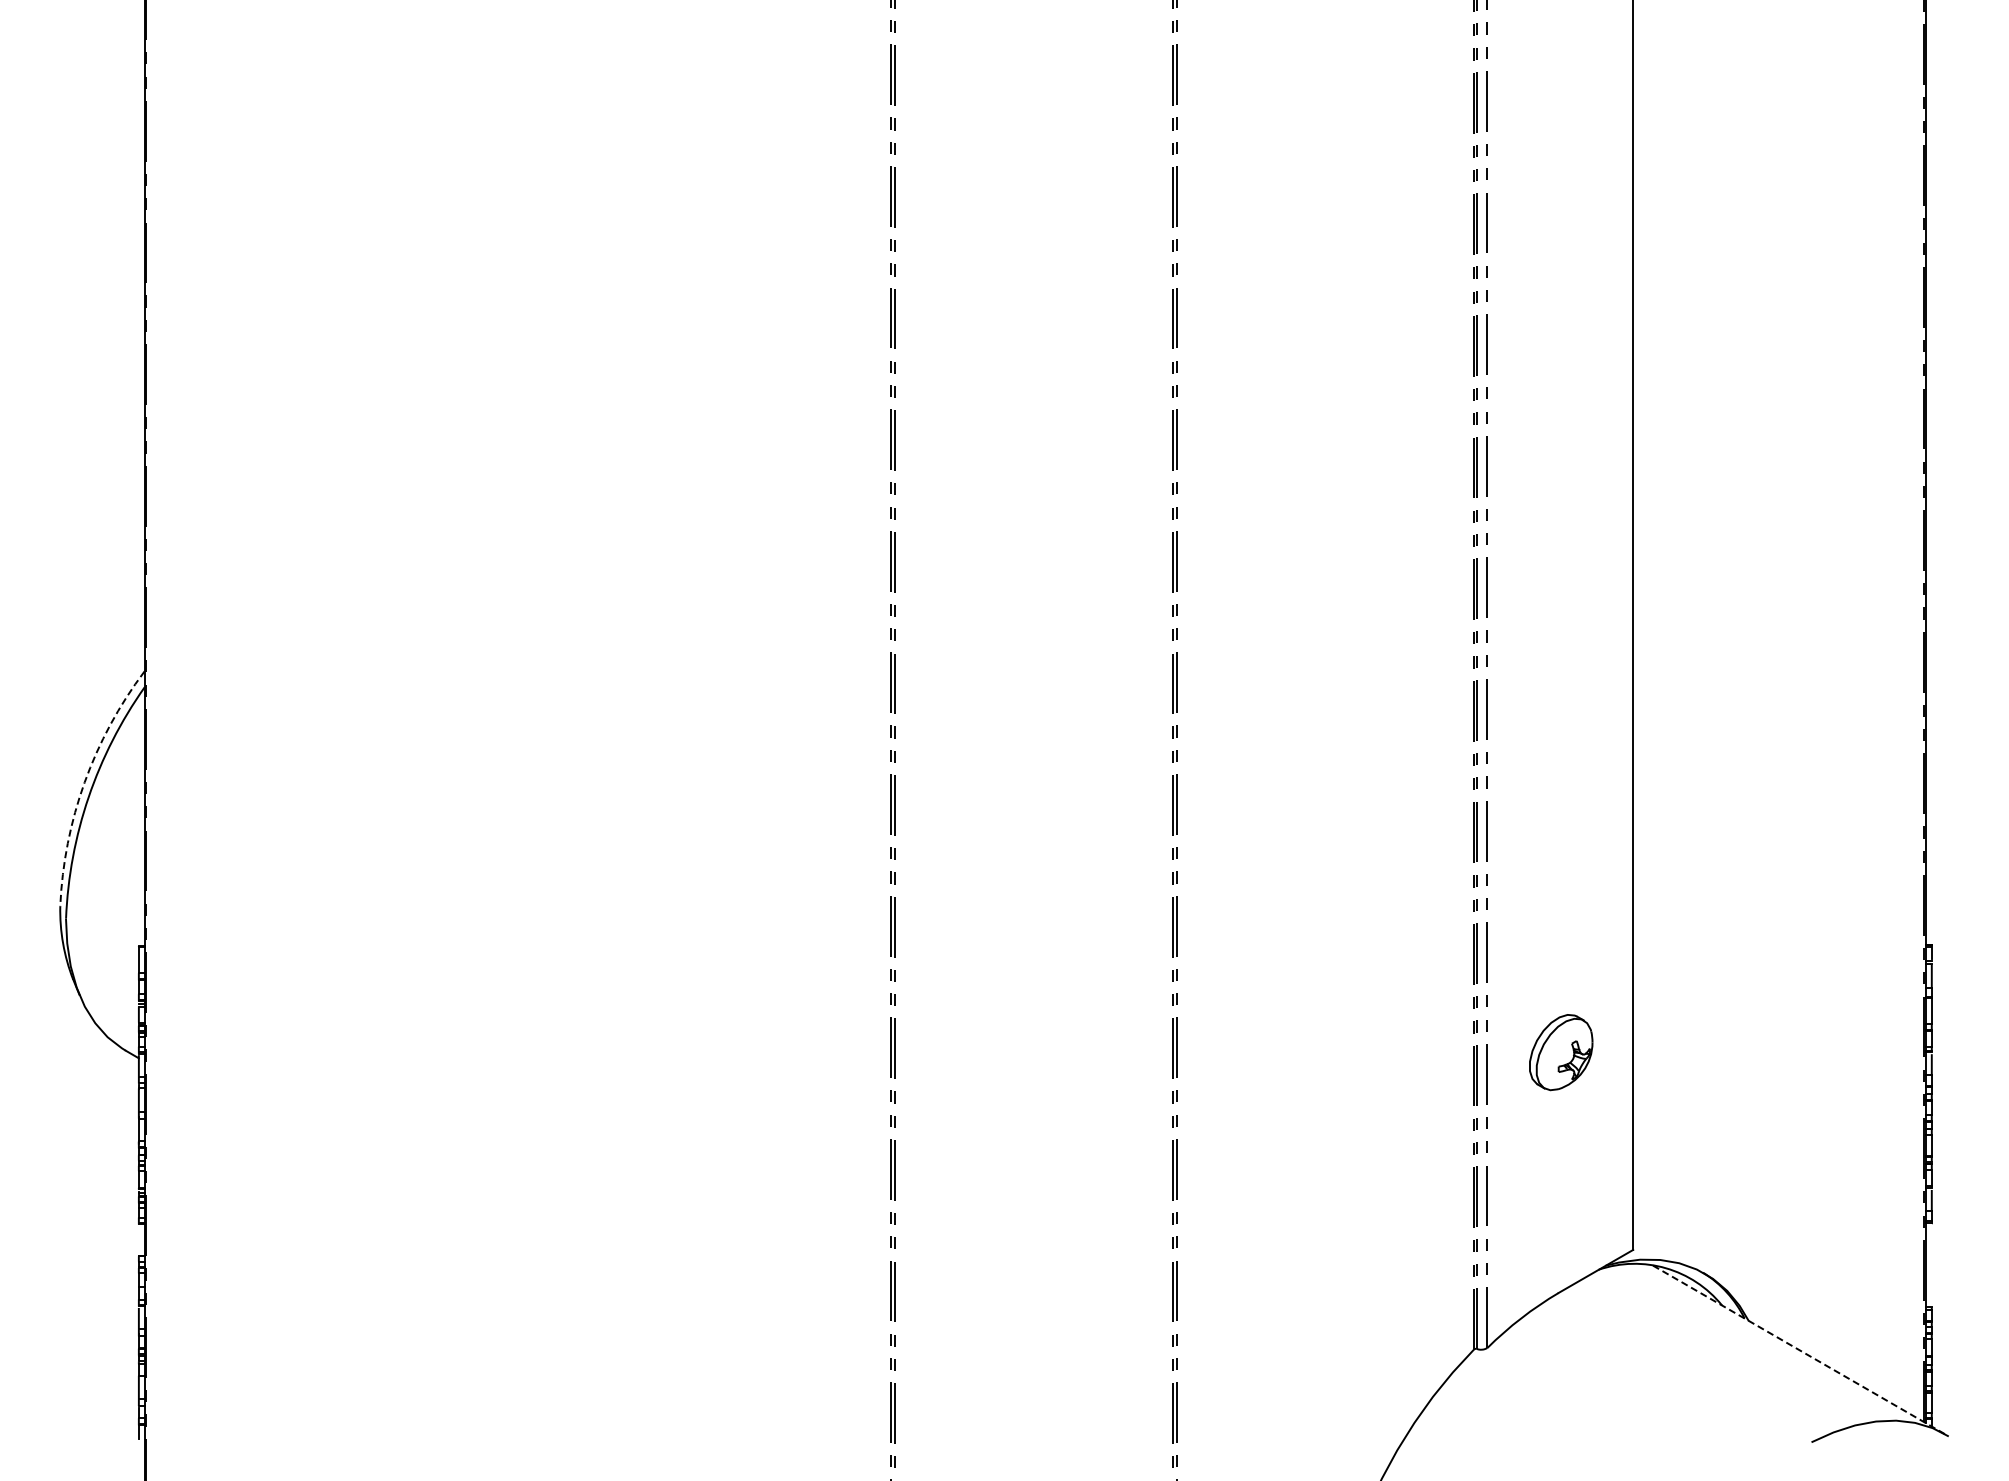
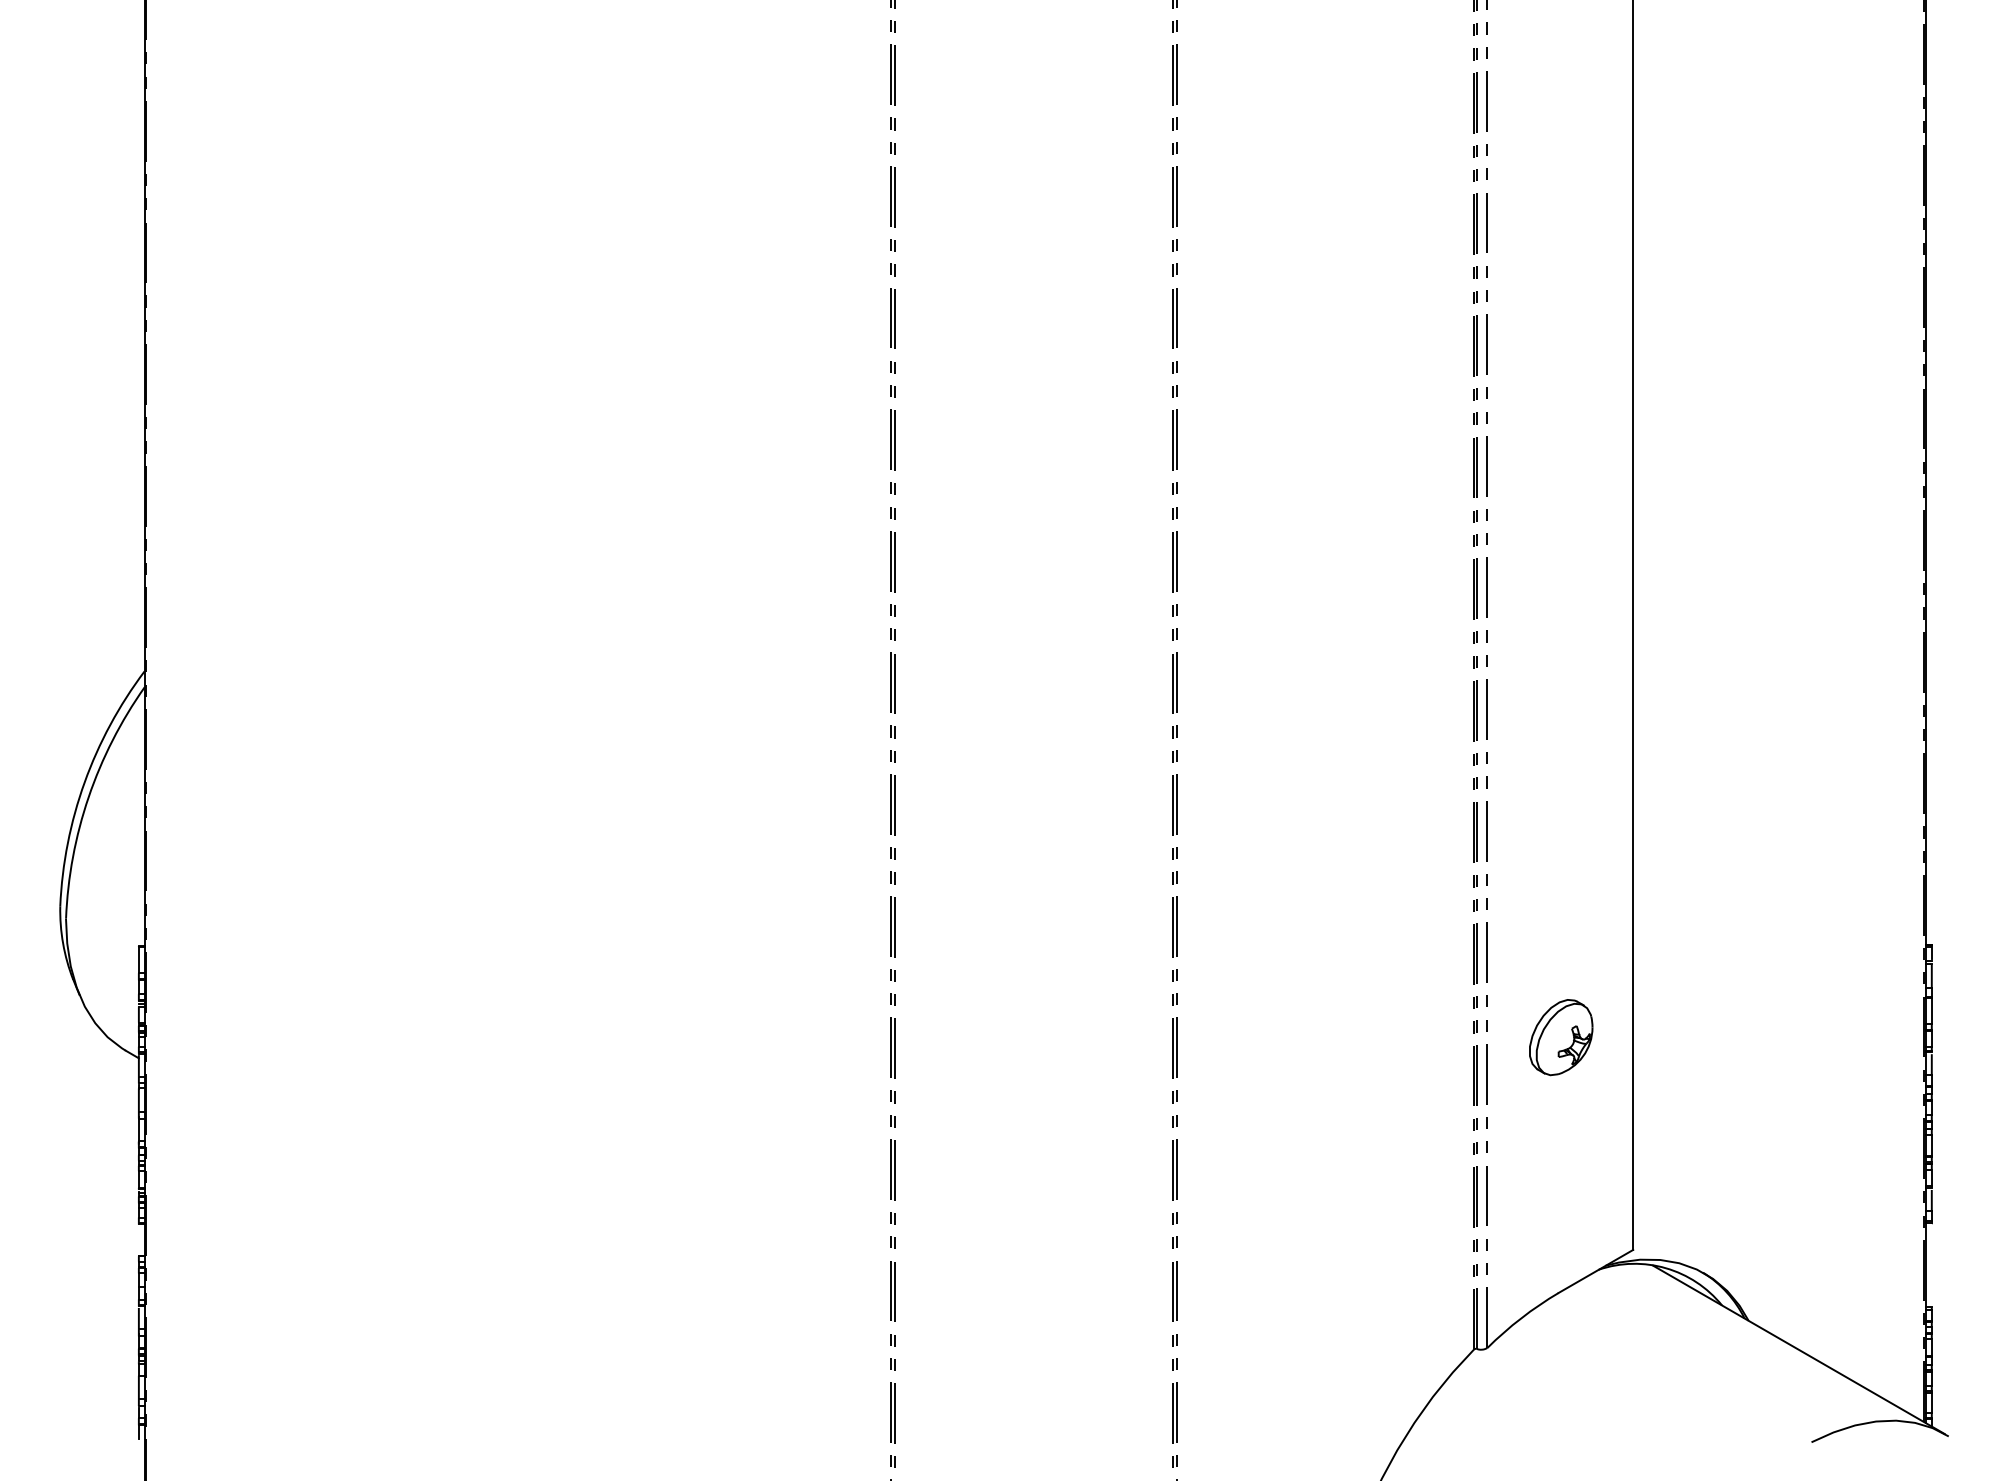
arc: dashed -> solid (84, 782)
part position: (1561, 1052) -> (1561, 1037) (1561, 1037)
line: dashed -> solid (1798, 1349)
